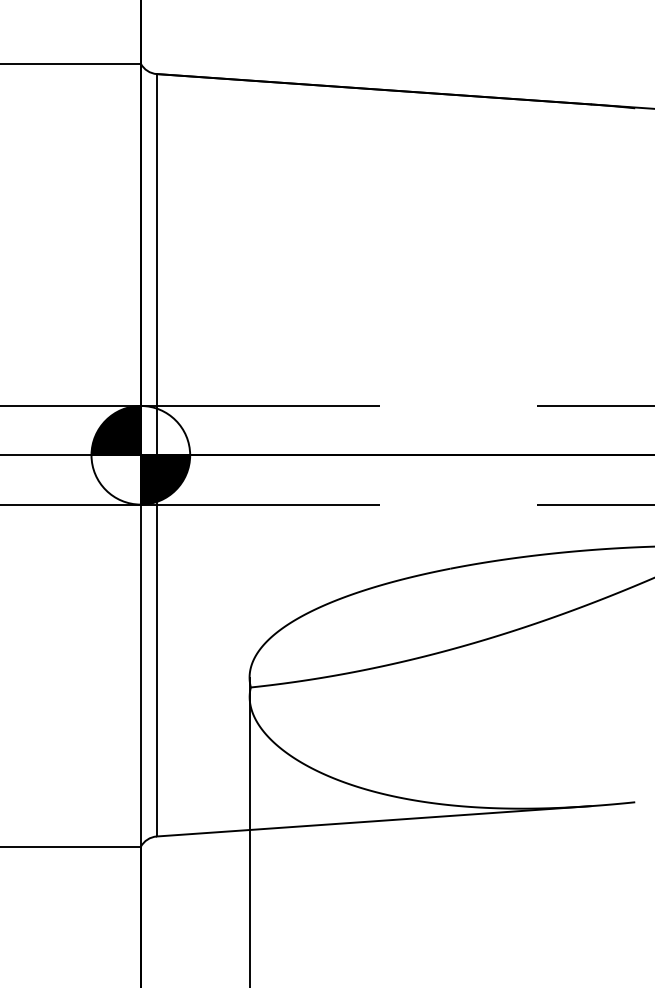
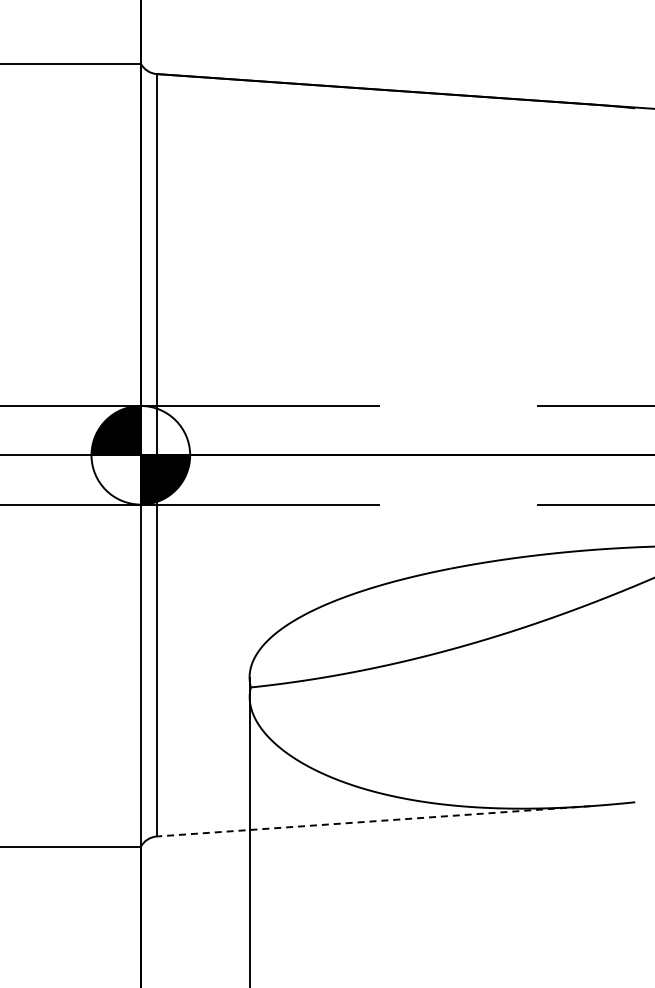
line: solid -> dashed (373, 821)
